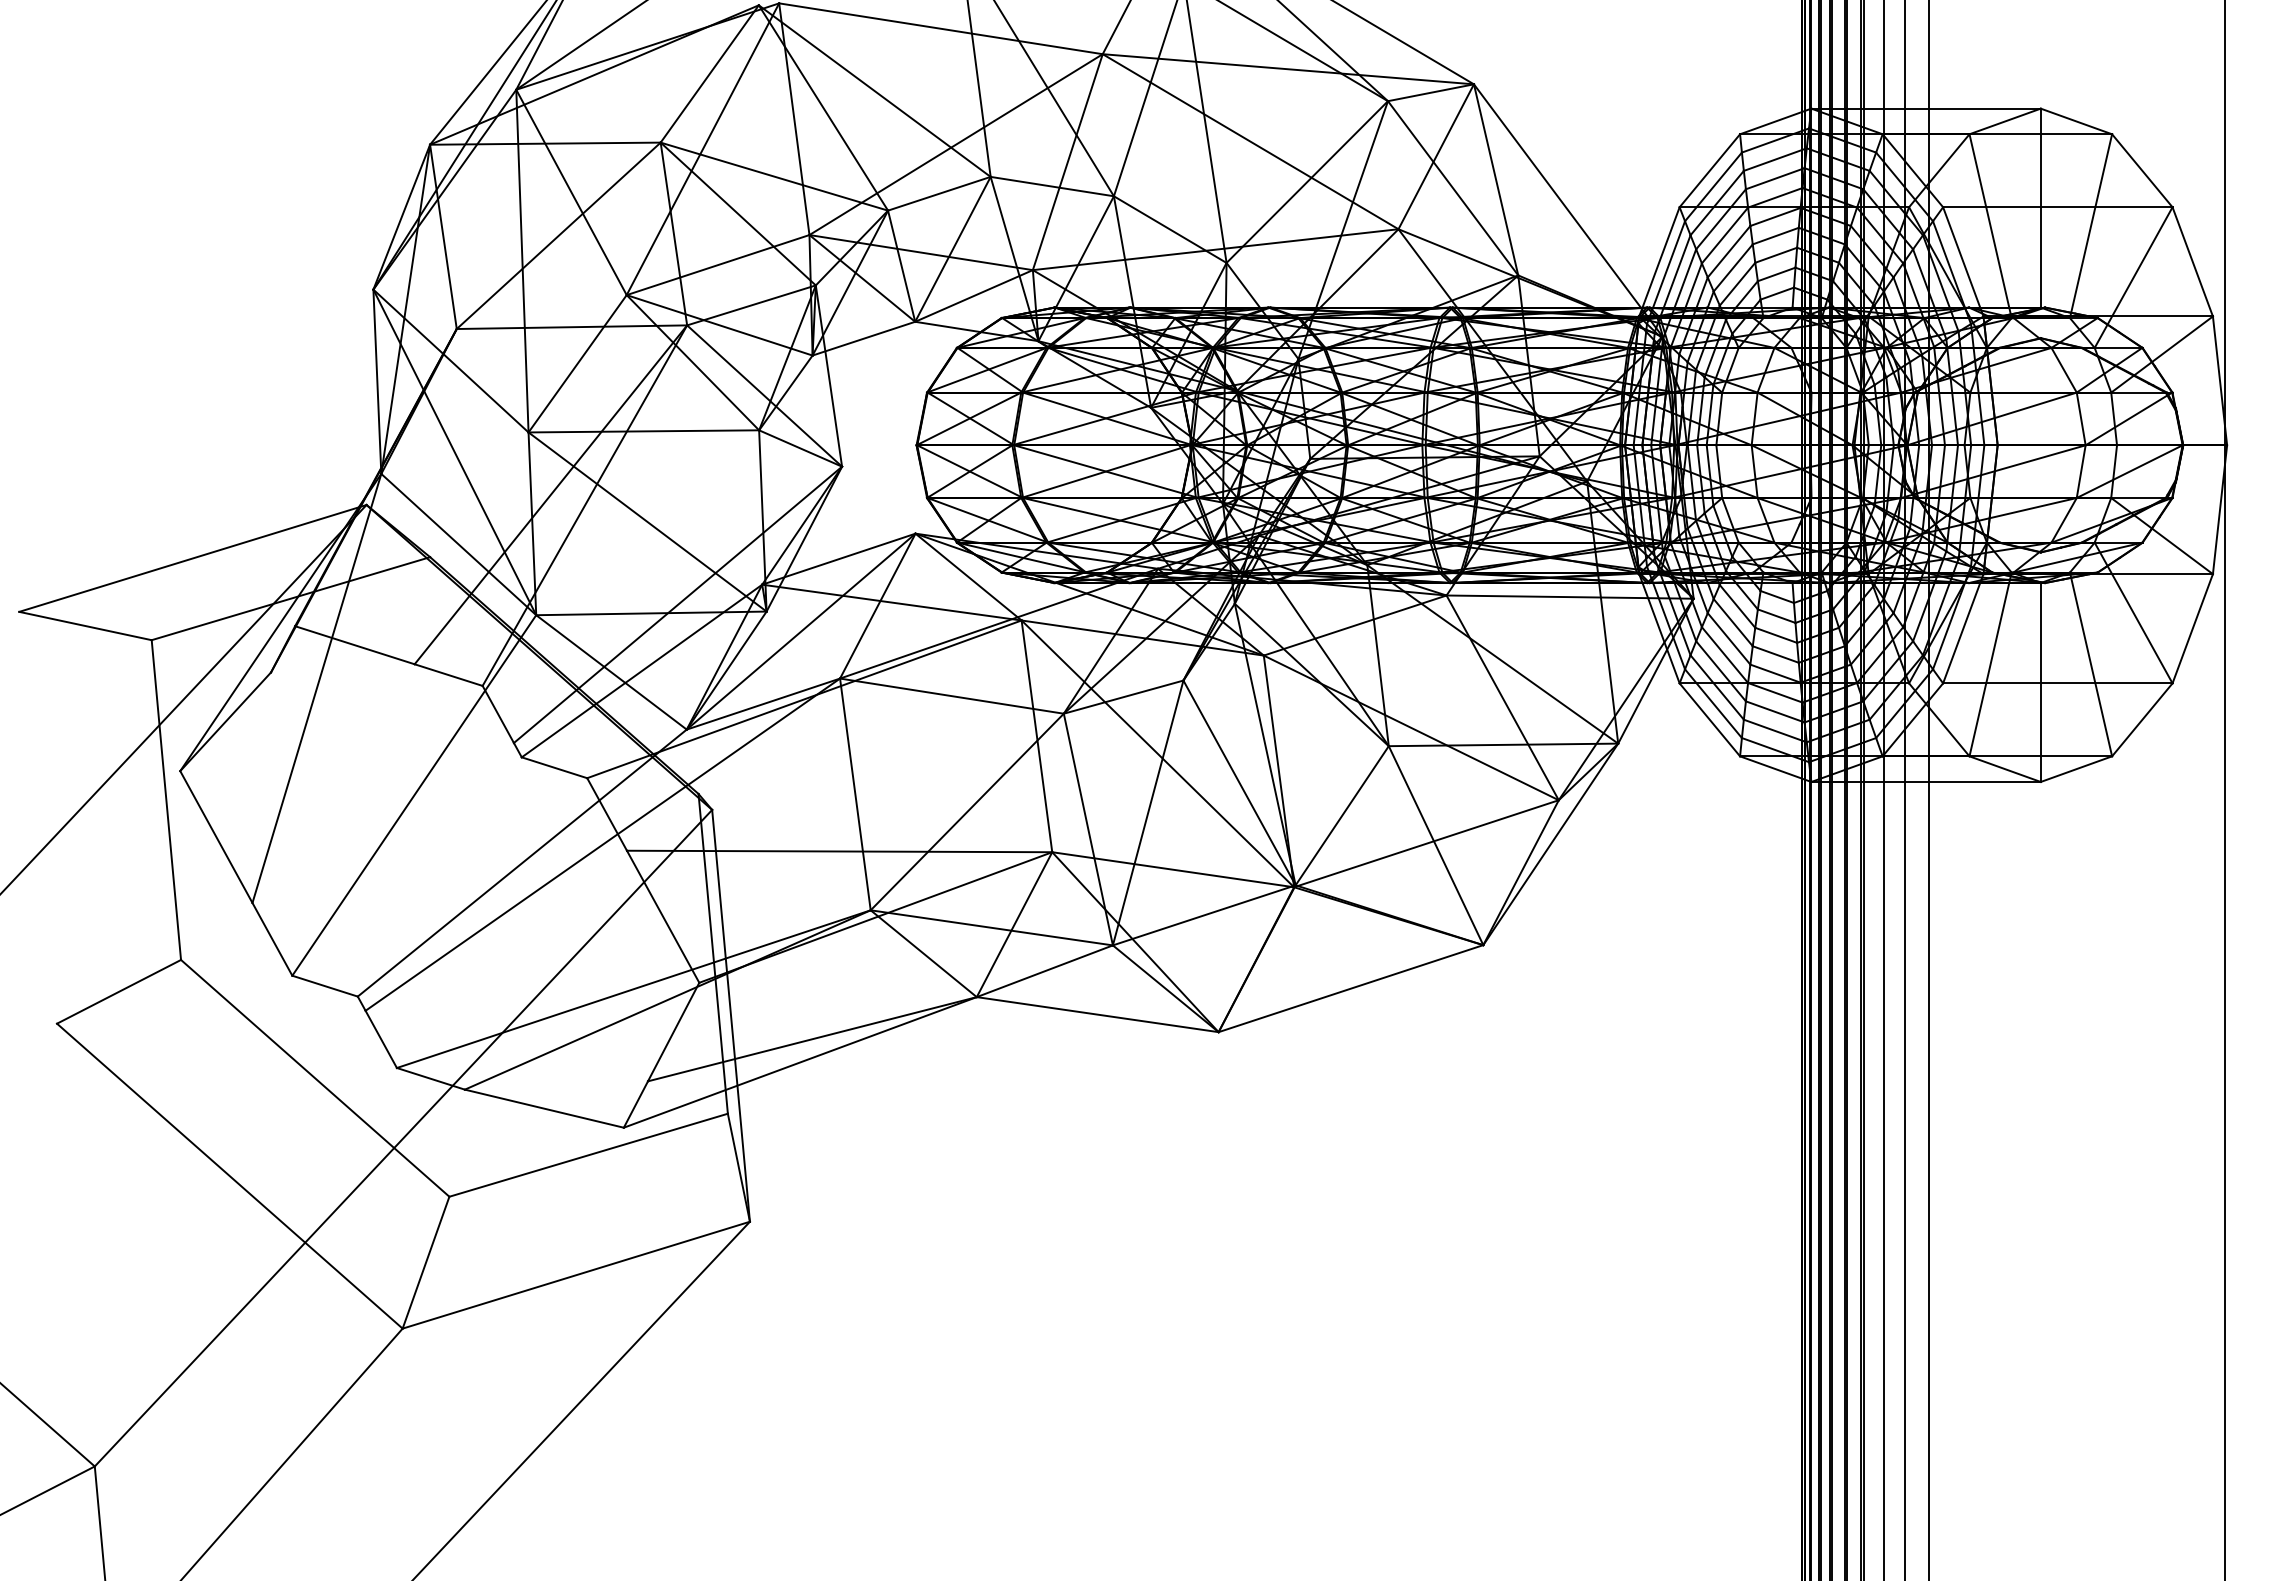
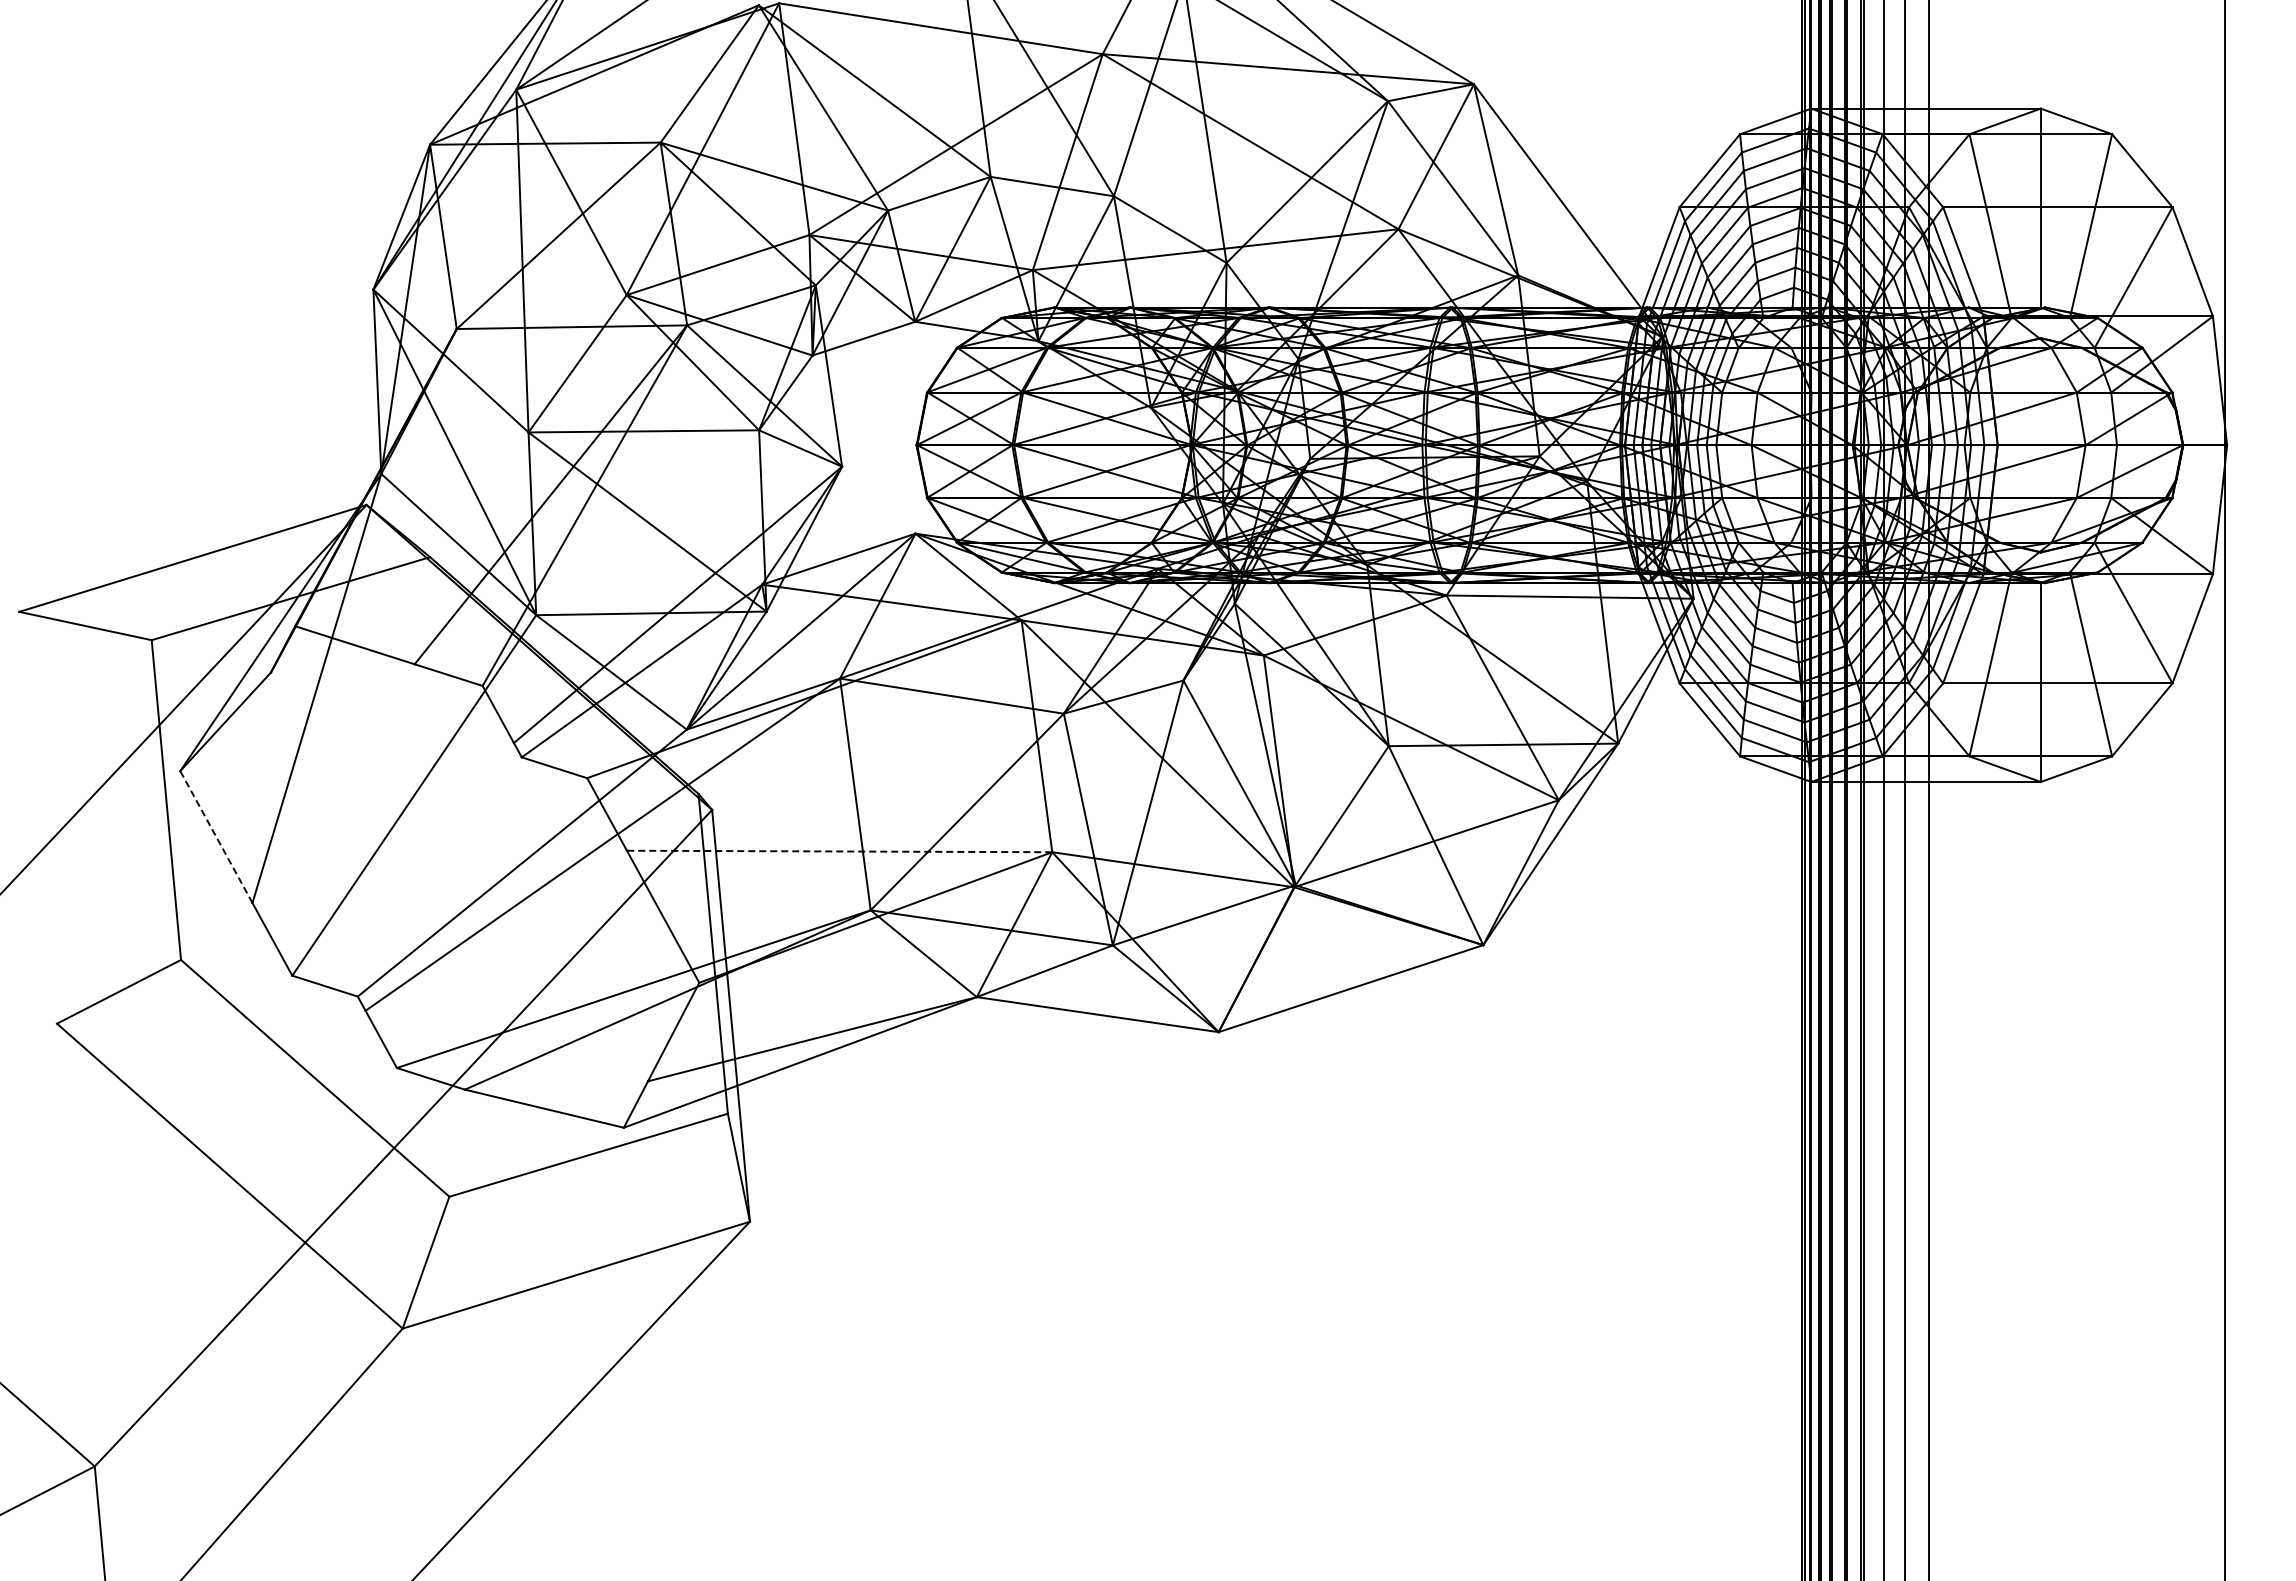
line: solid -> dashed (216, 836)
line: solid -> dashed (839, 851)
